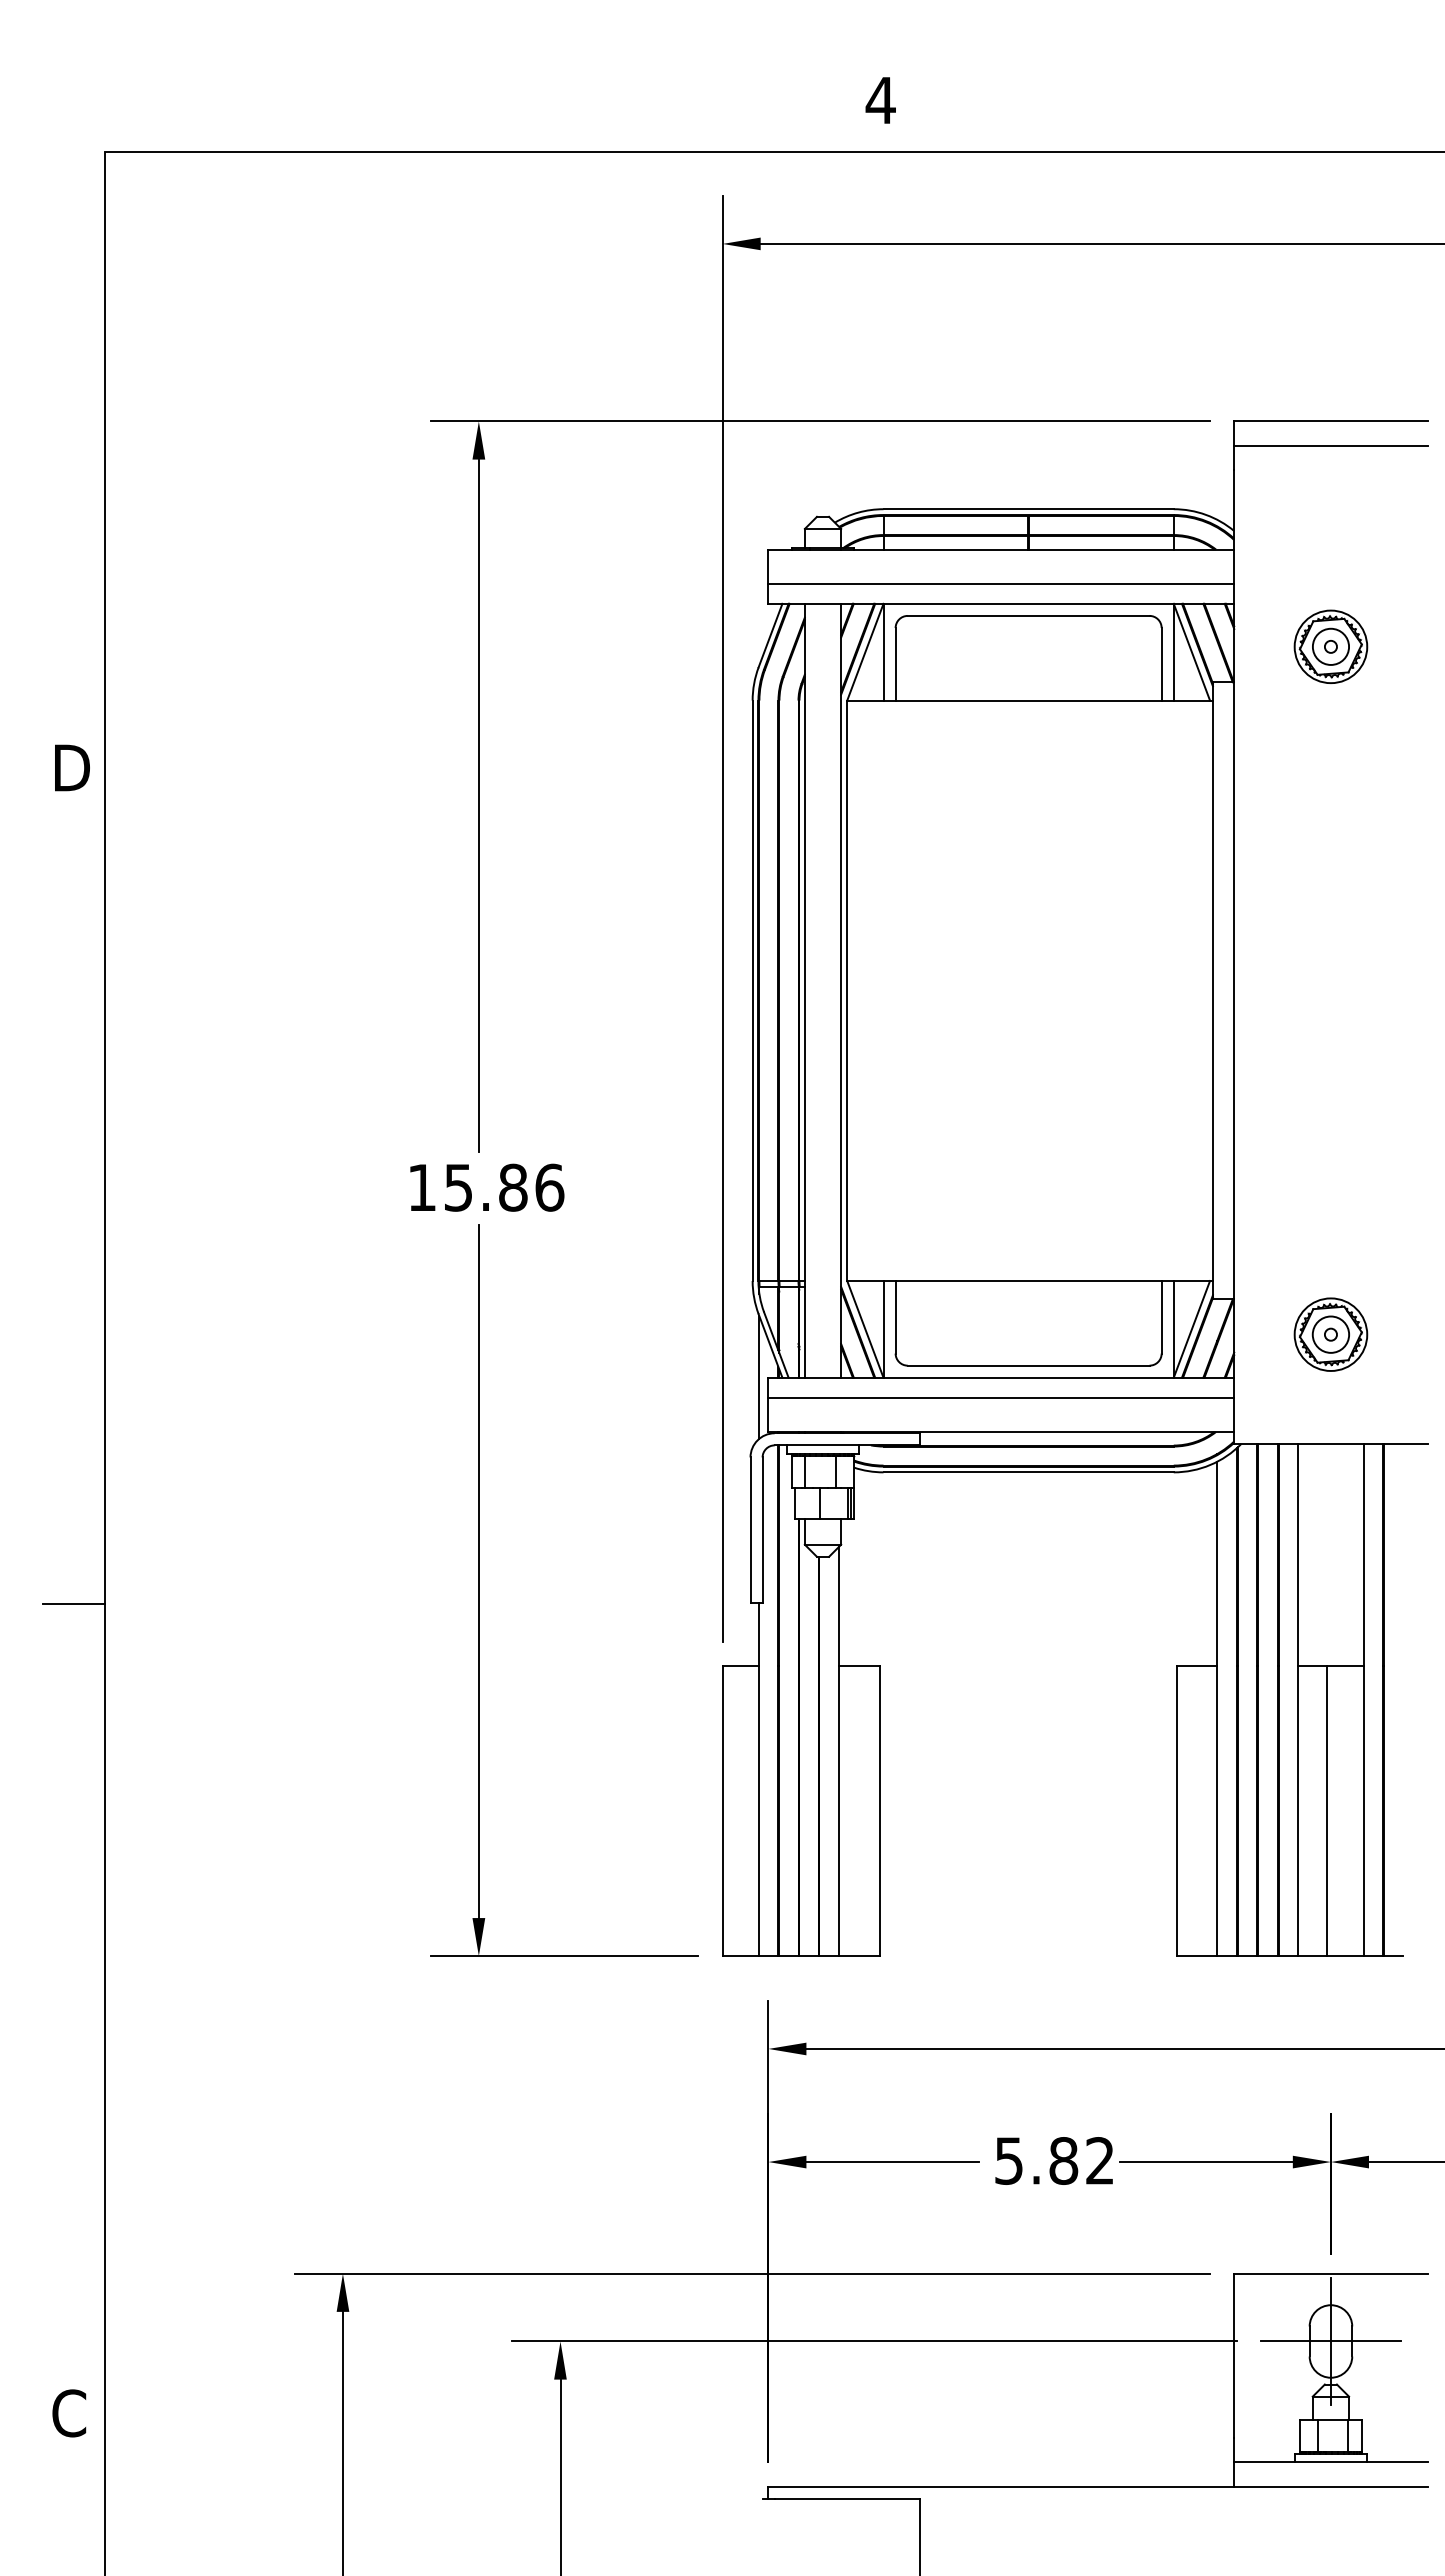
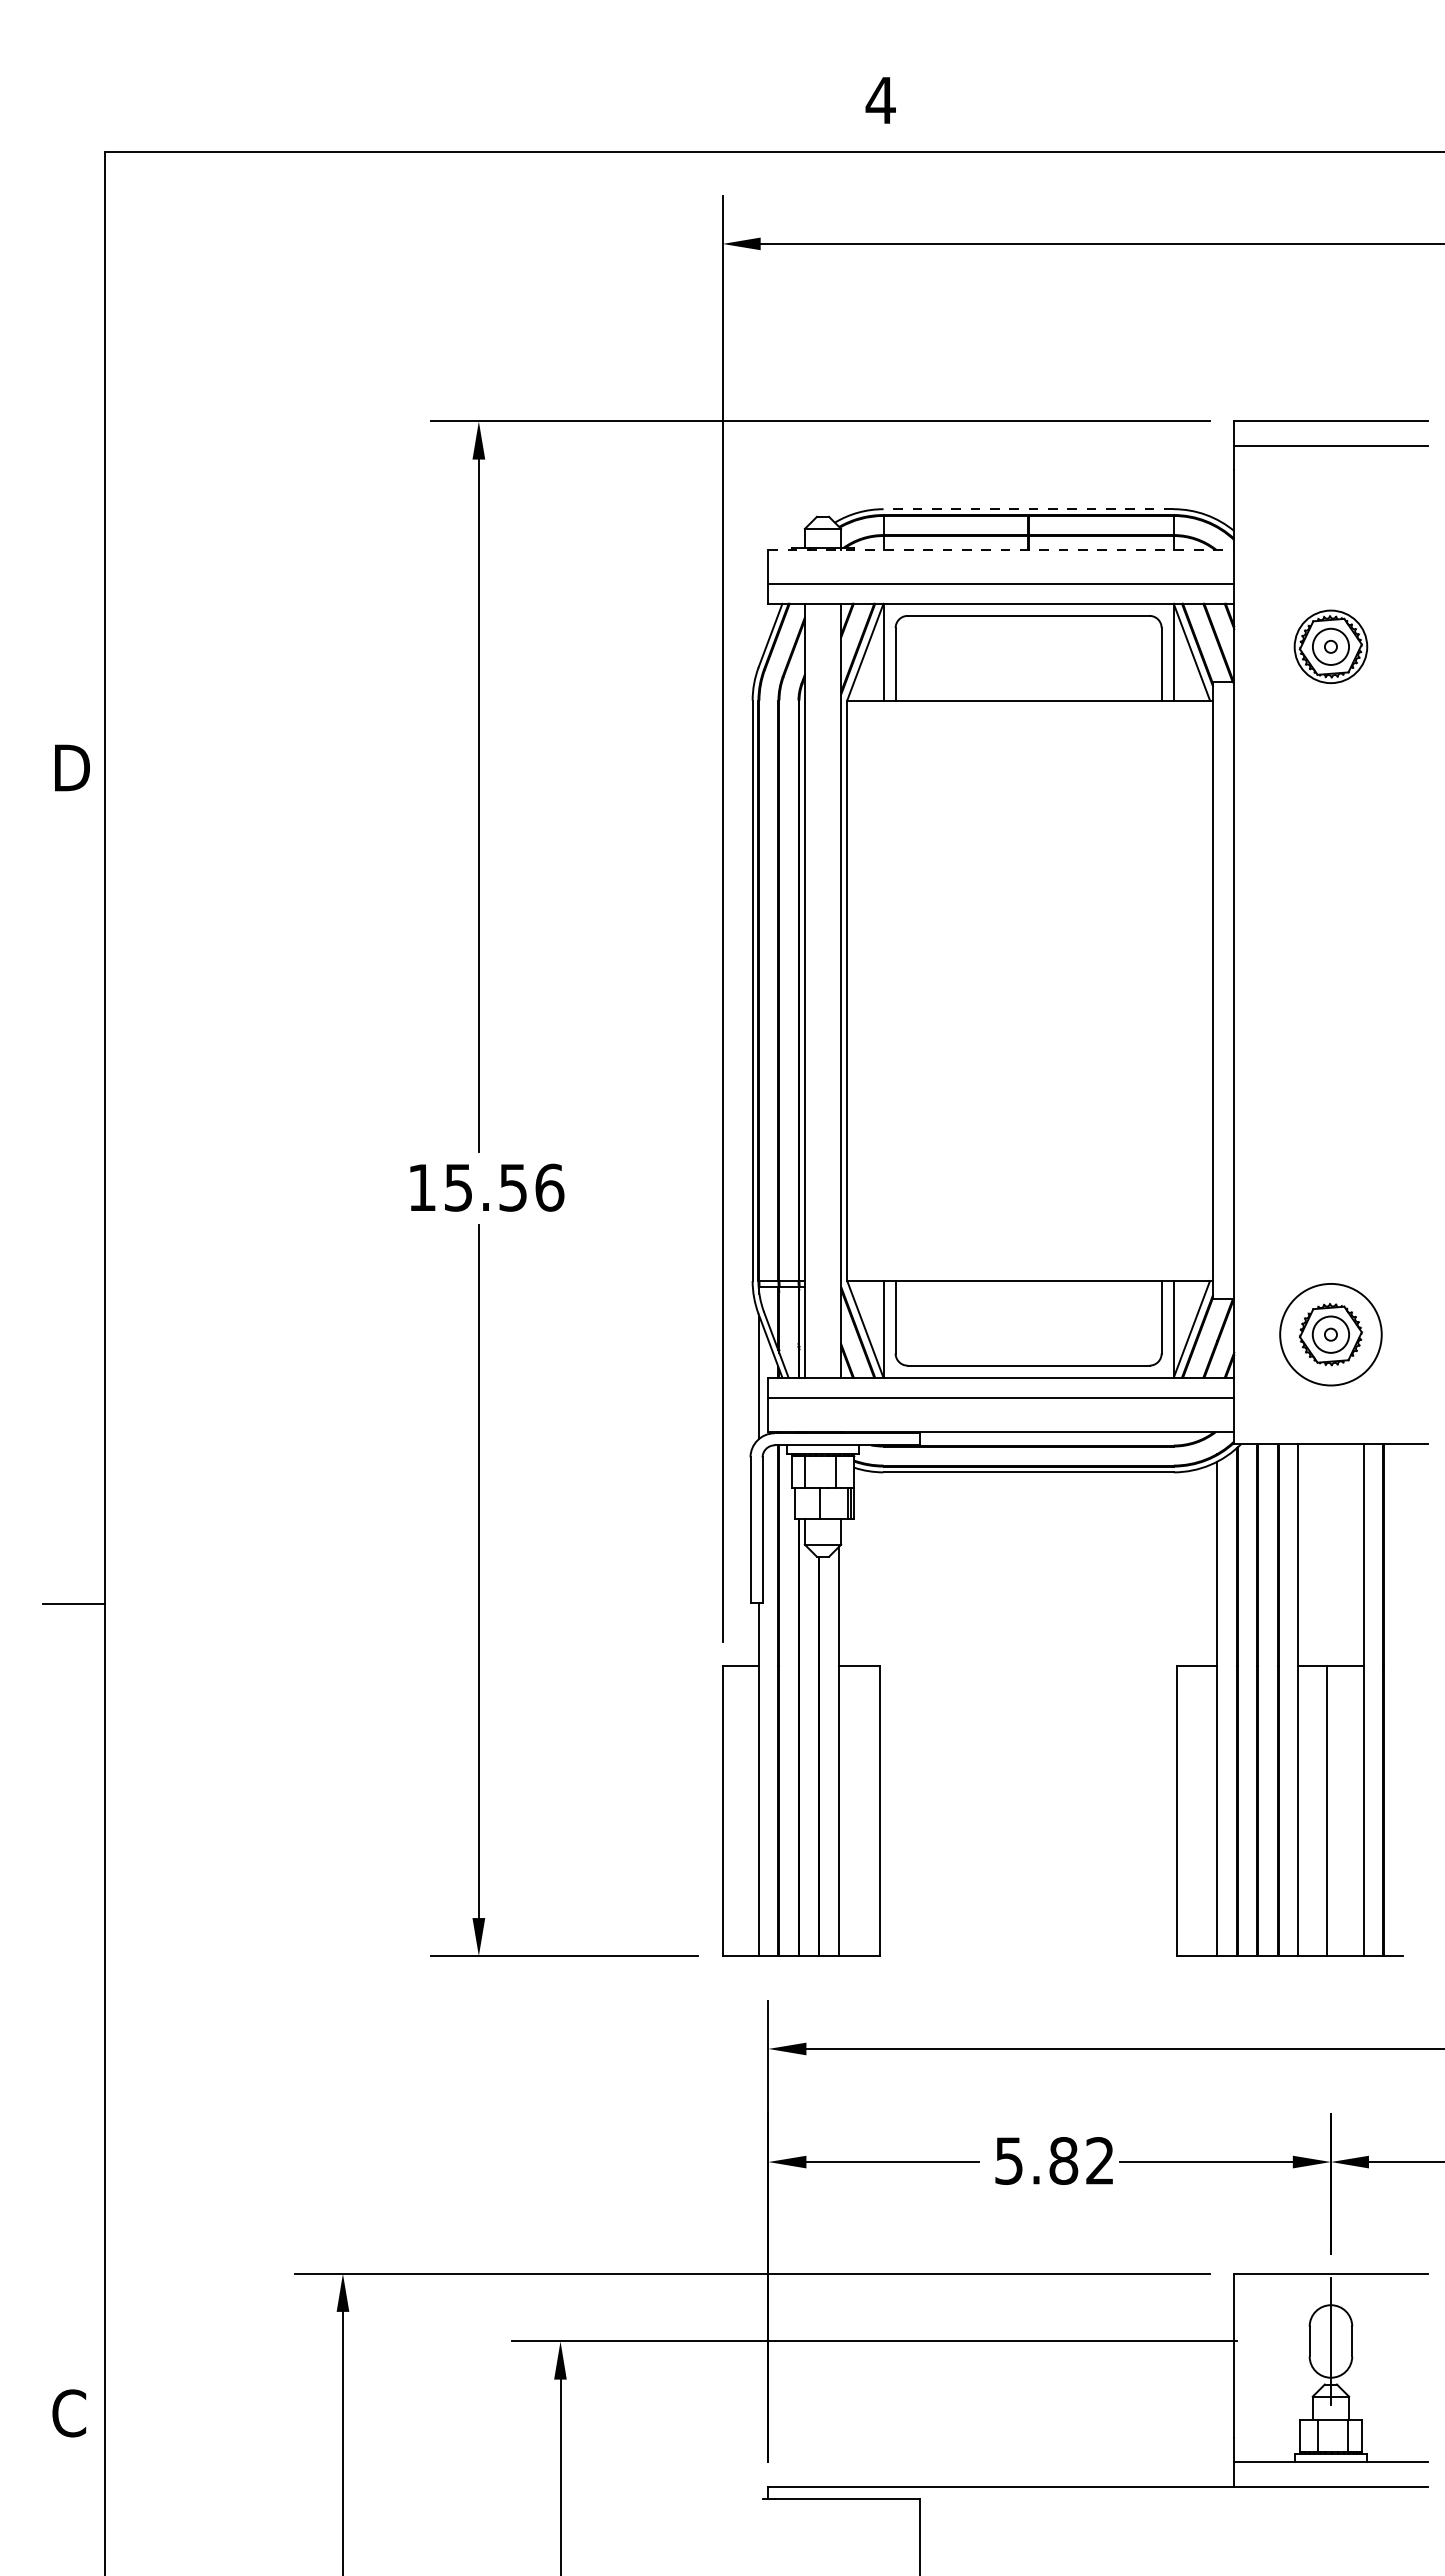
line: solid -> dashed (1028, 509)
line: solid -> dashed (1001, 549)
text: 15.86 -> 15.56 (513, 1187)
circle diameter: 73 px -> 102 px (1330, 1334)
line: present -> none (1330, 2341)
